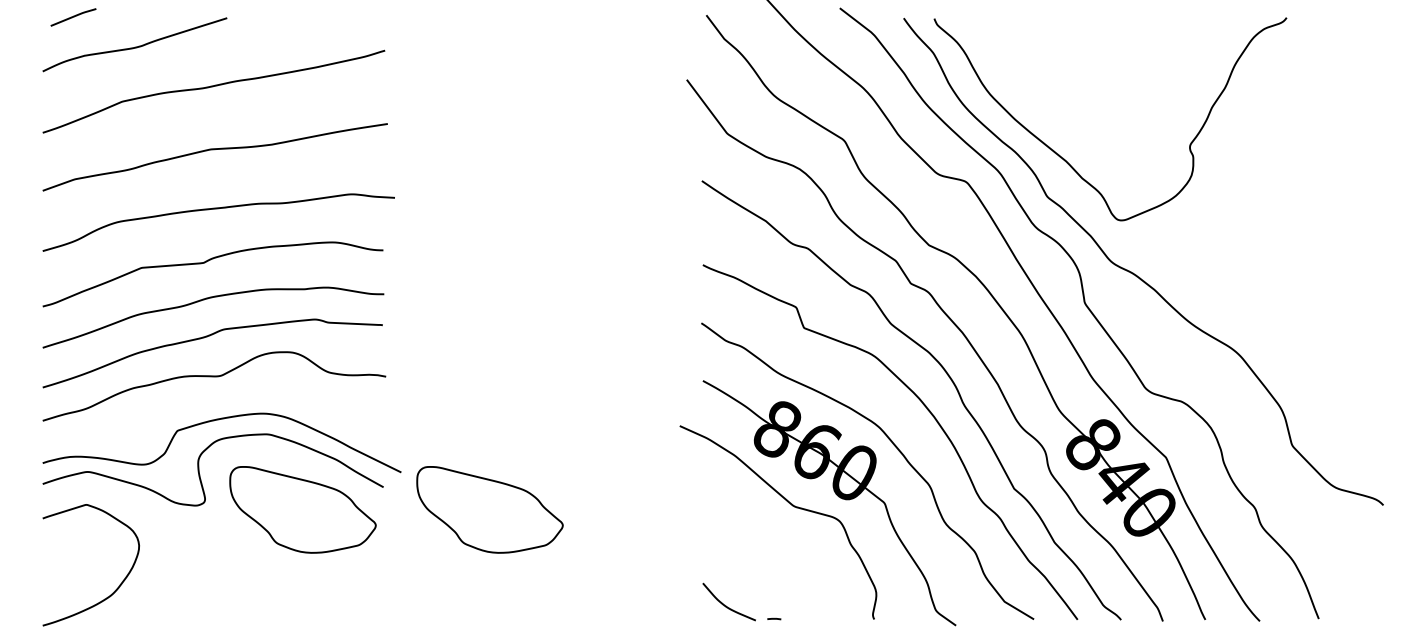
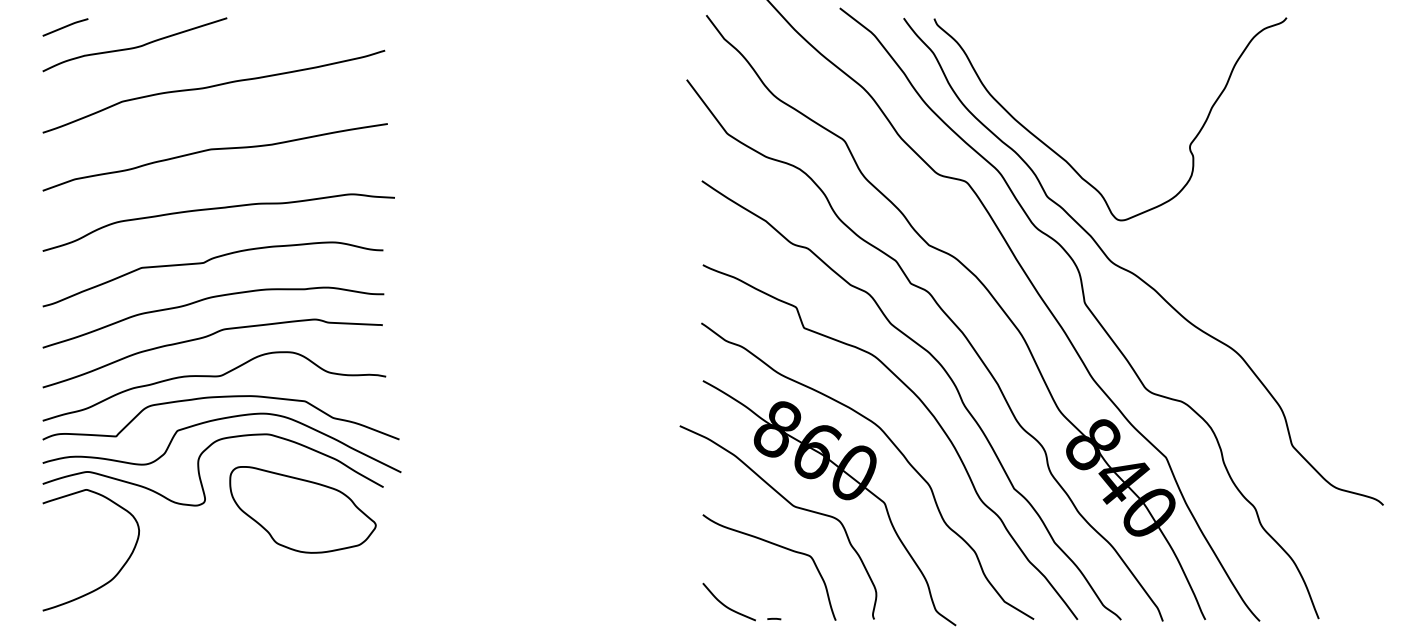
curve position: (73, 17) -> (65, 27) (65, 27)
curve: none -> present (214, 398)
part: present -> none (489, 509)
curve: none -> present (777, 546)
curve position: (115, 589) -> (115, 574) (115, 574)
